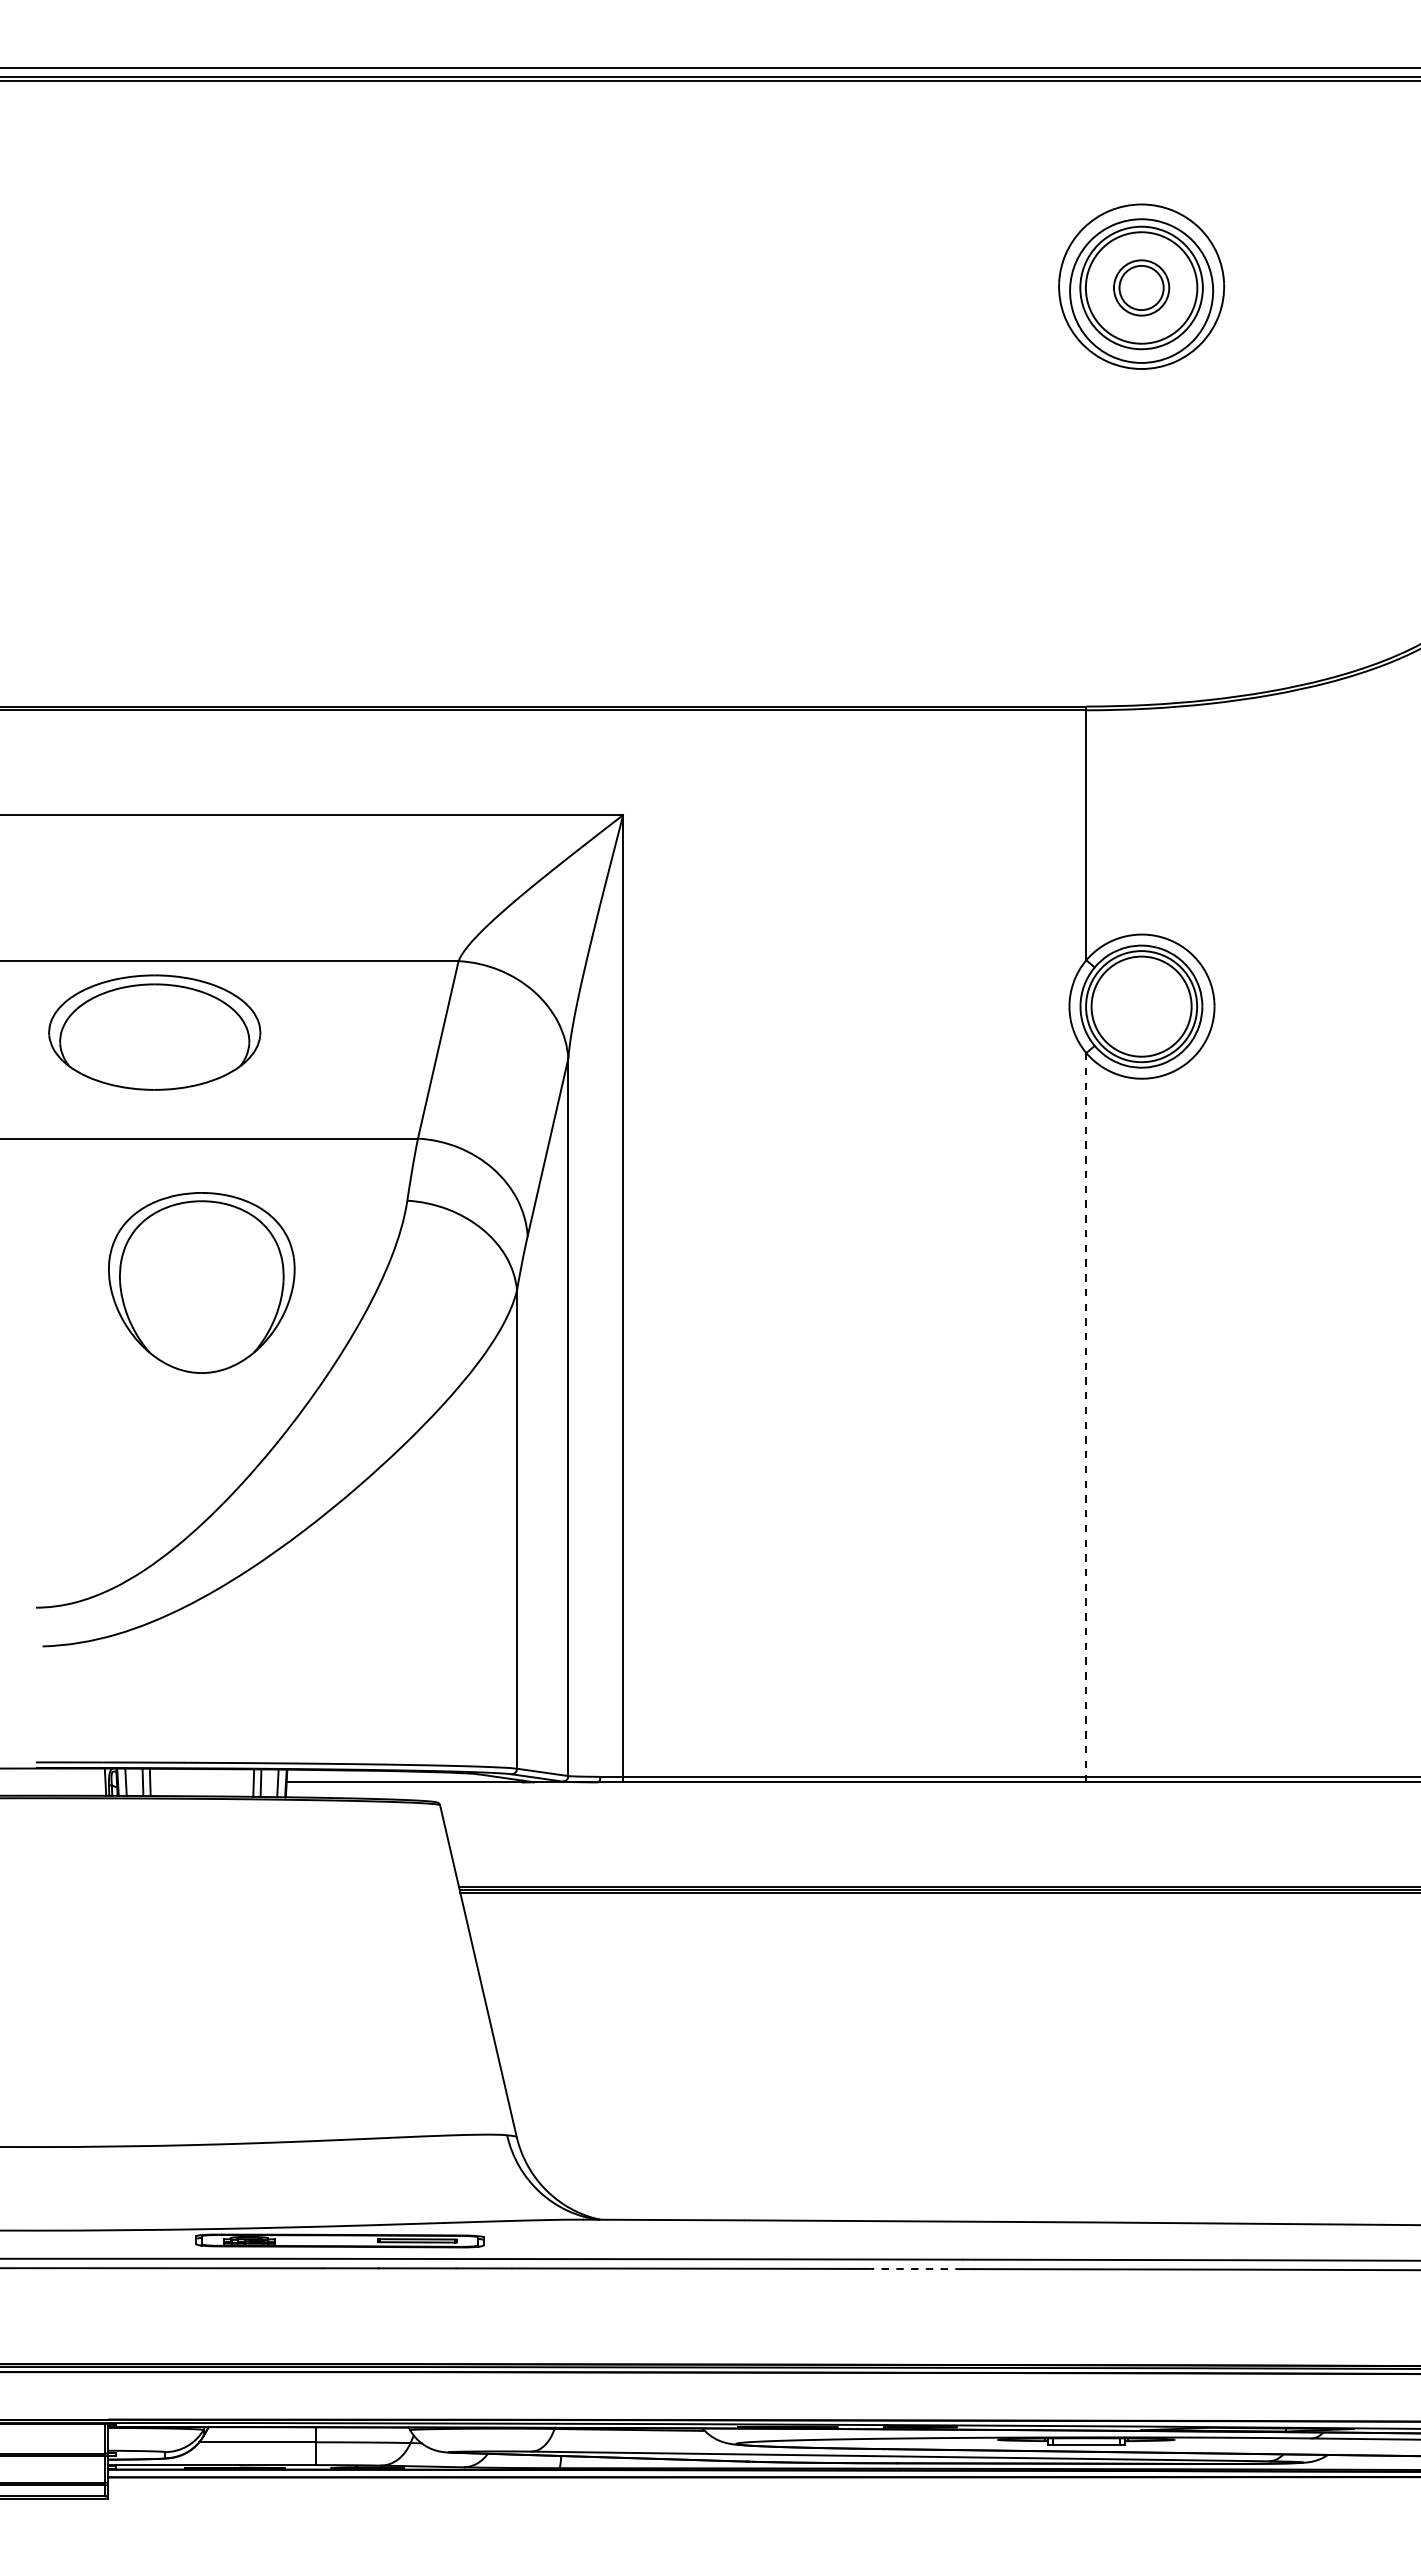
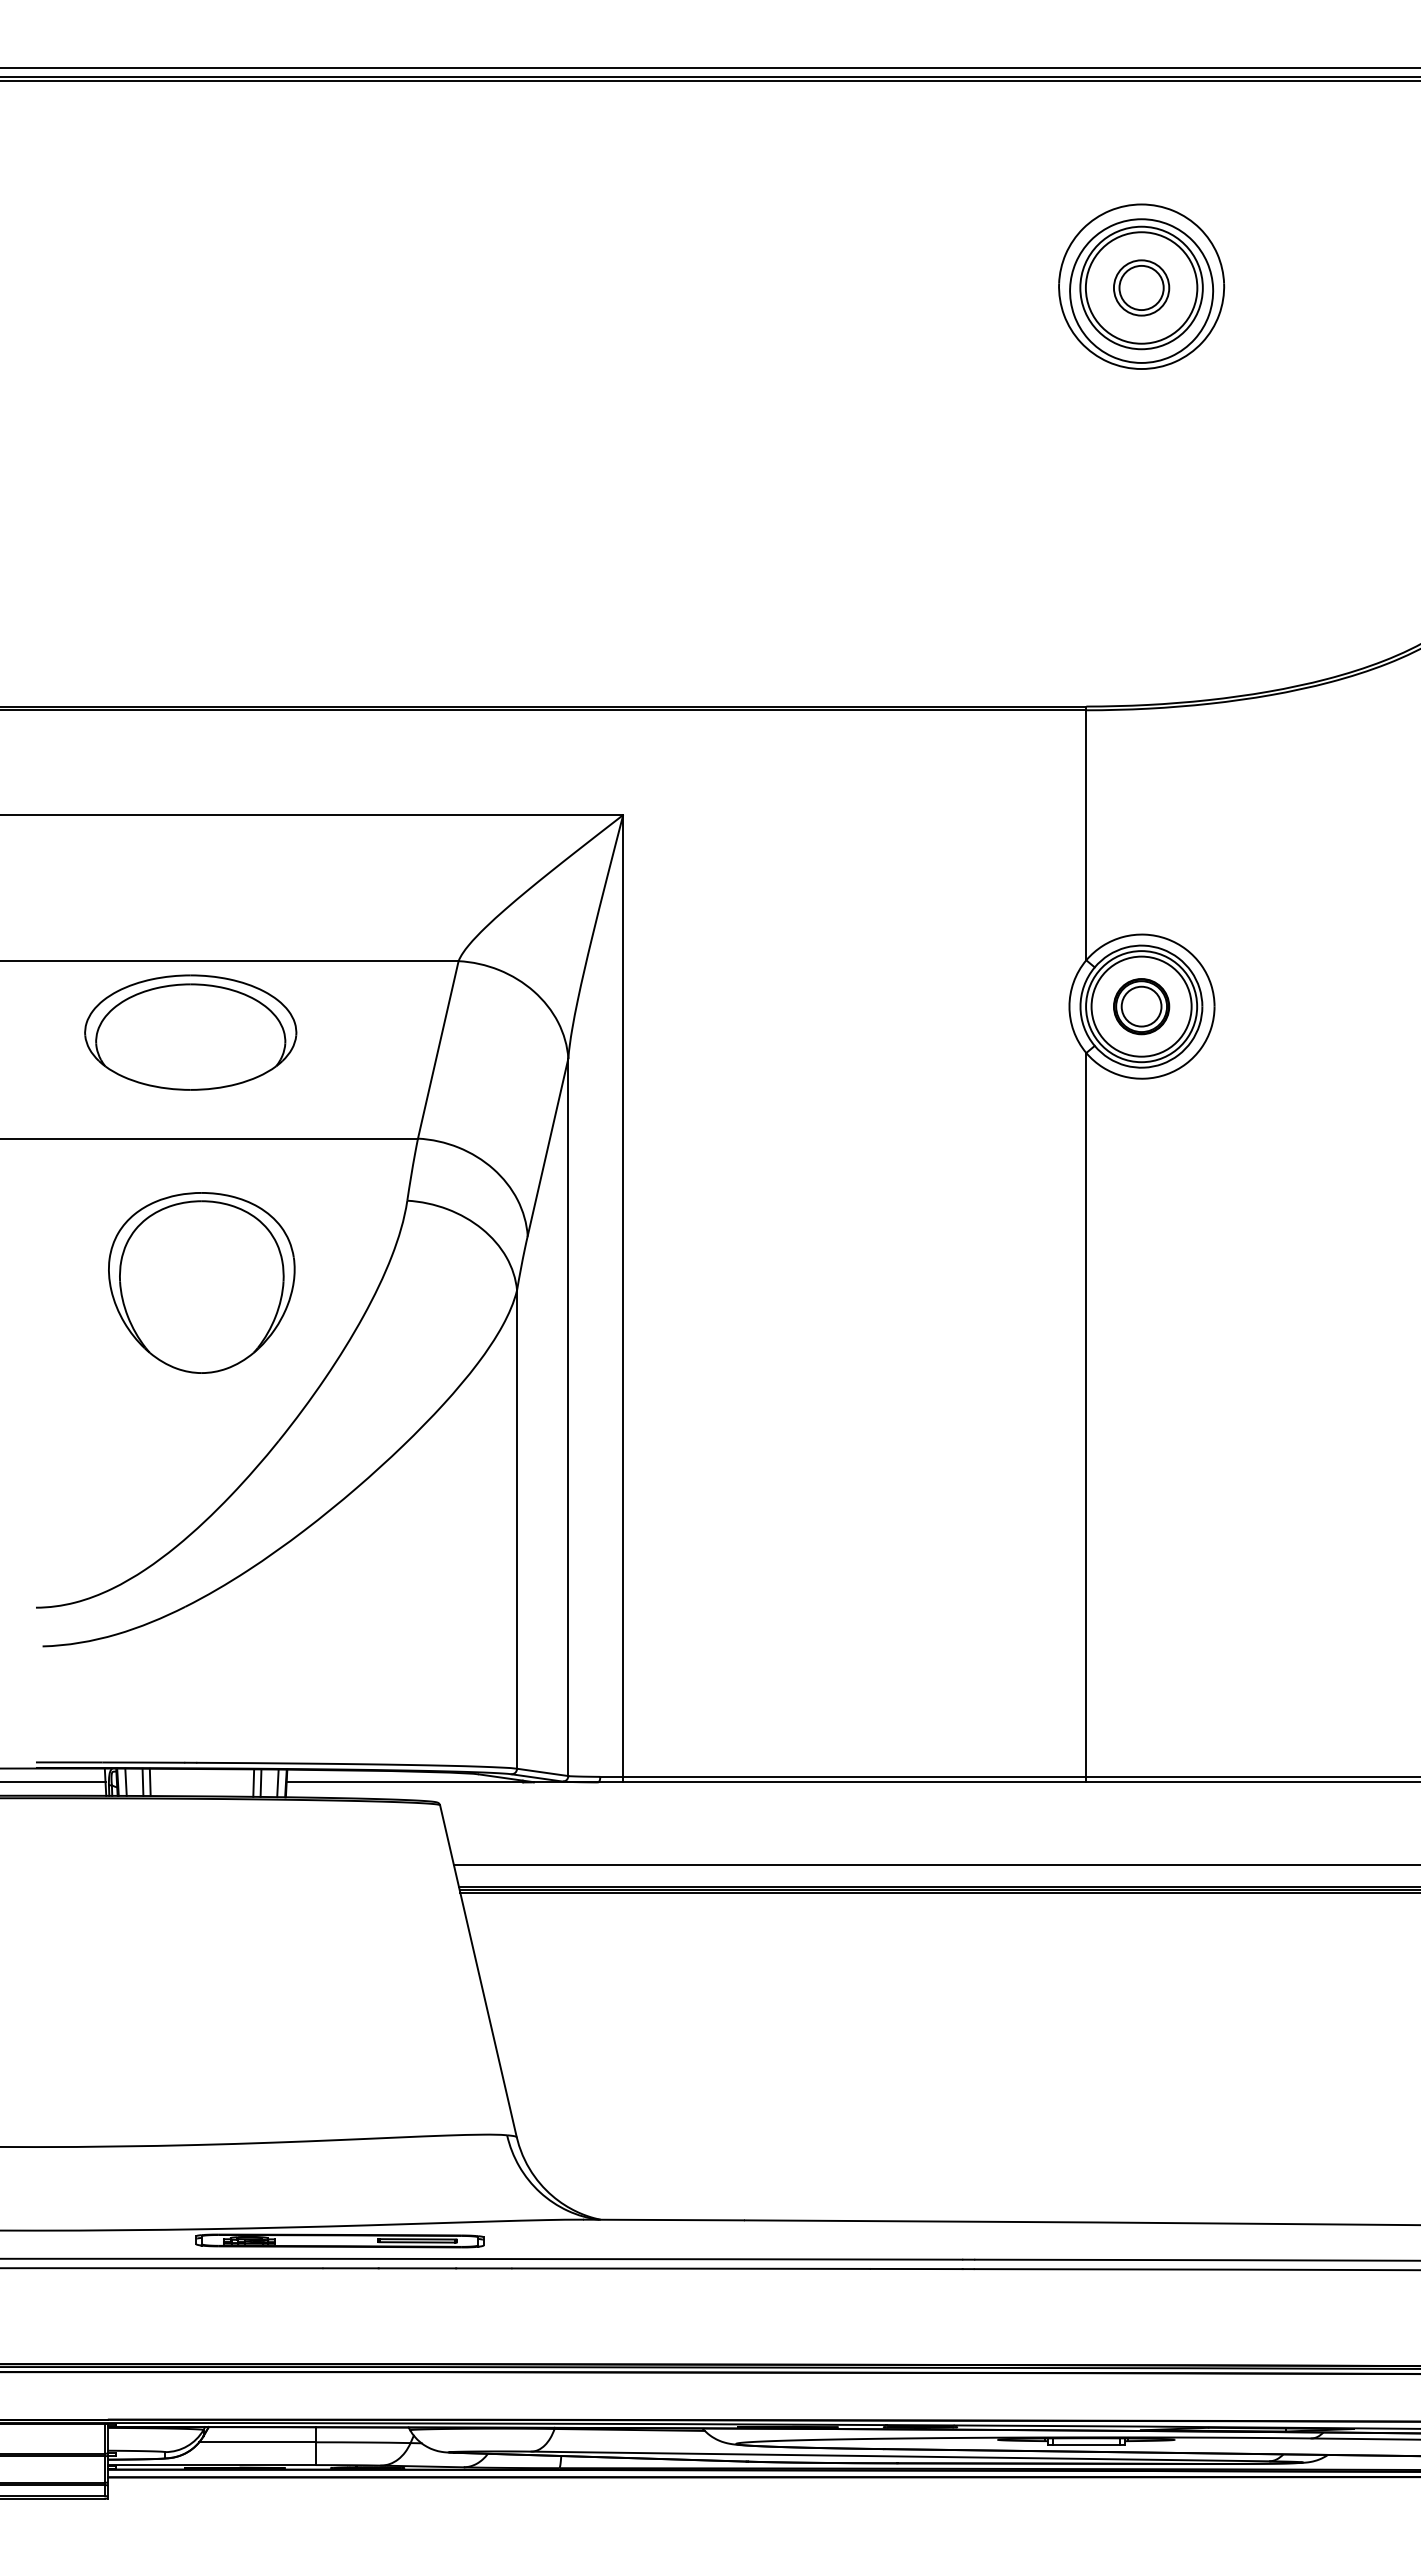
part: none -> present (1141, 1006)
part position: (154, 1032) -> (190, 1032) (190, 1032)
line: dashed -> solid (1086, 1417)
line: none -> present (53, 1782)
line: none -> present (935, 1865)
line: dashed -> solid (916, 2269)
